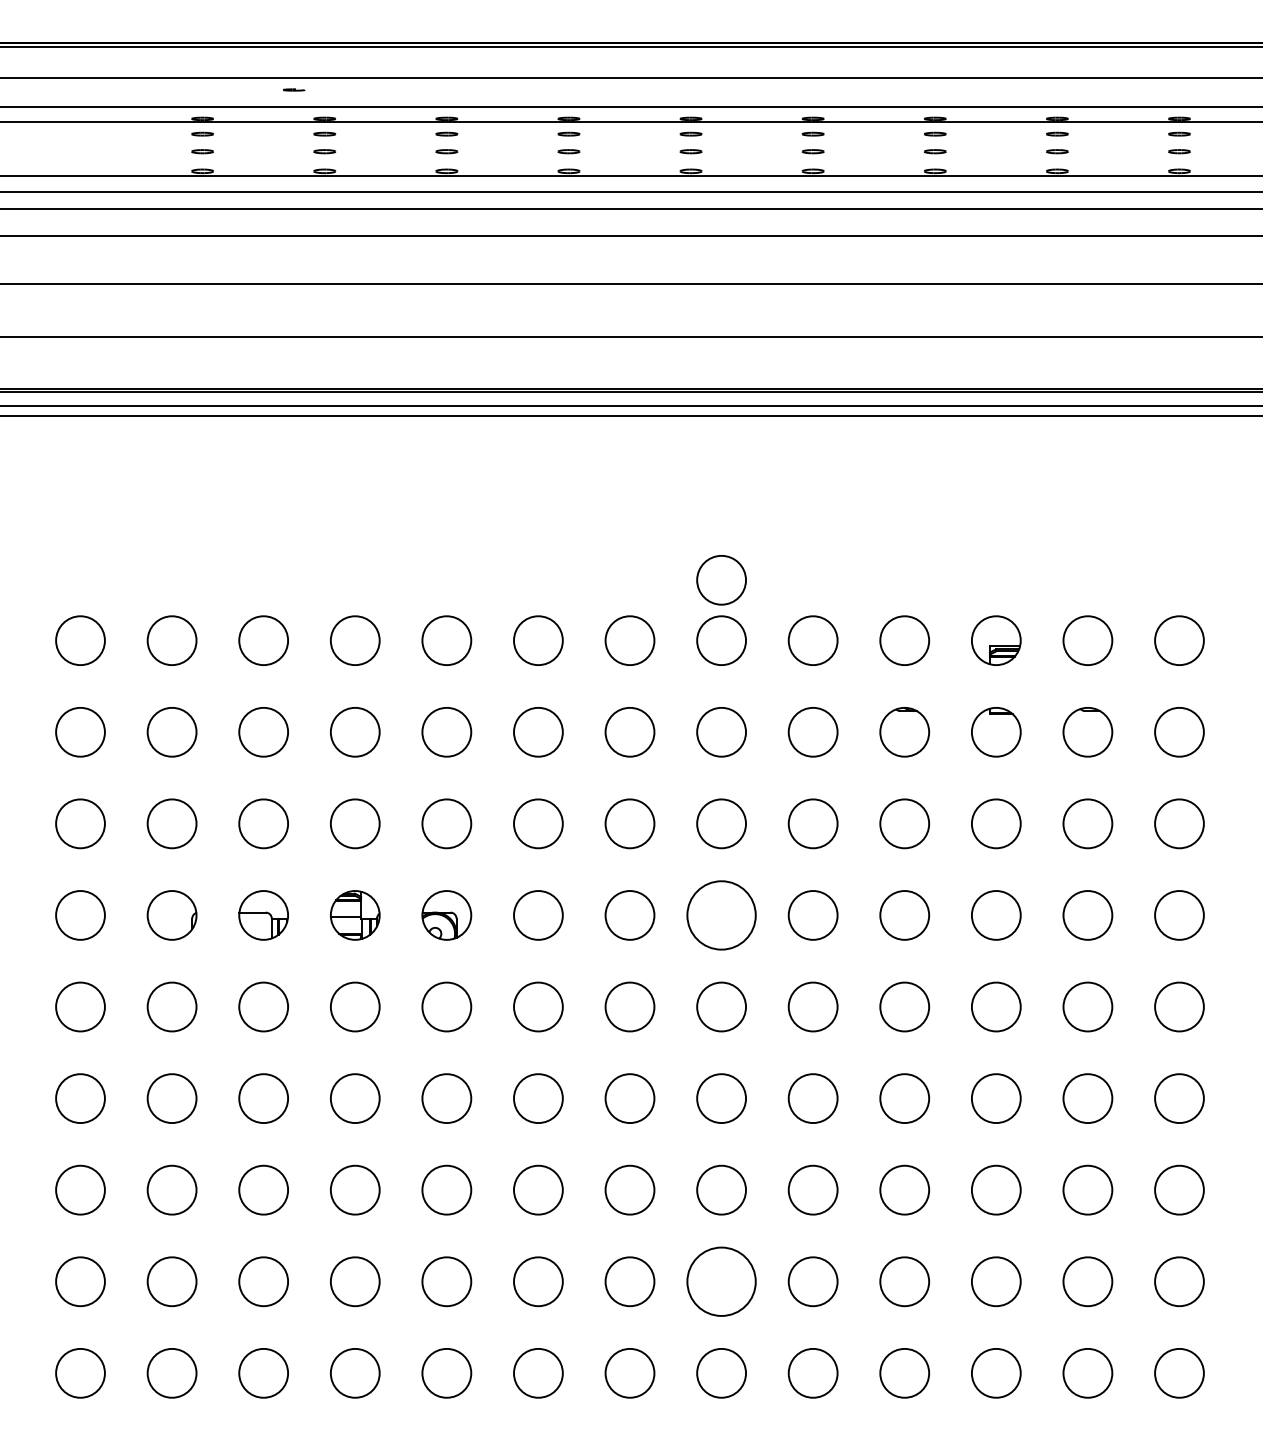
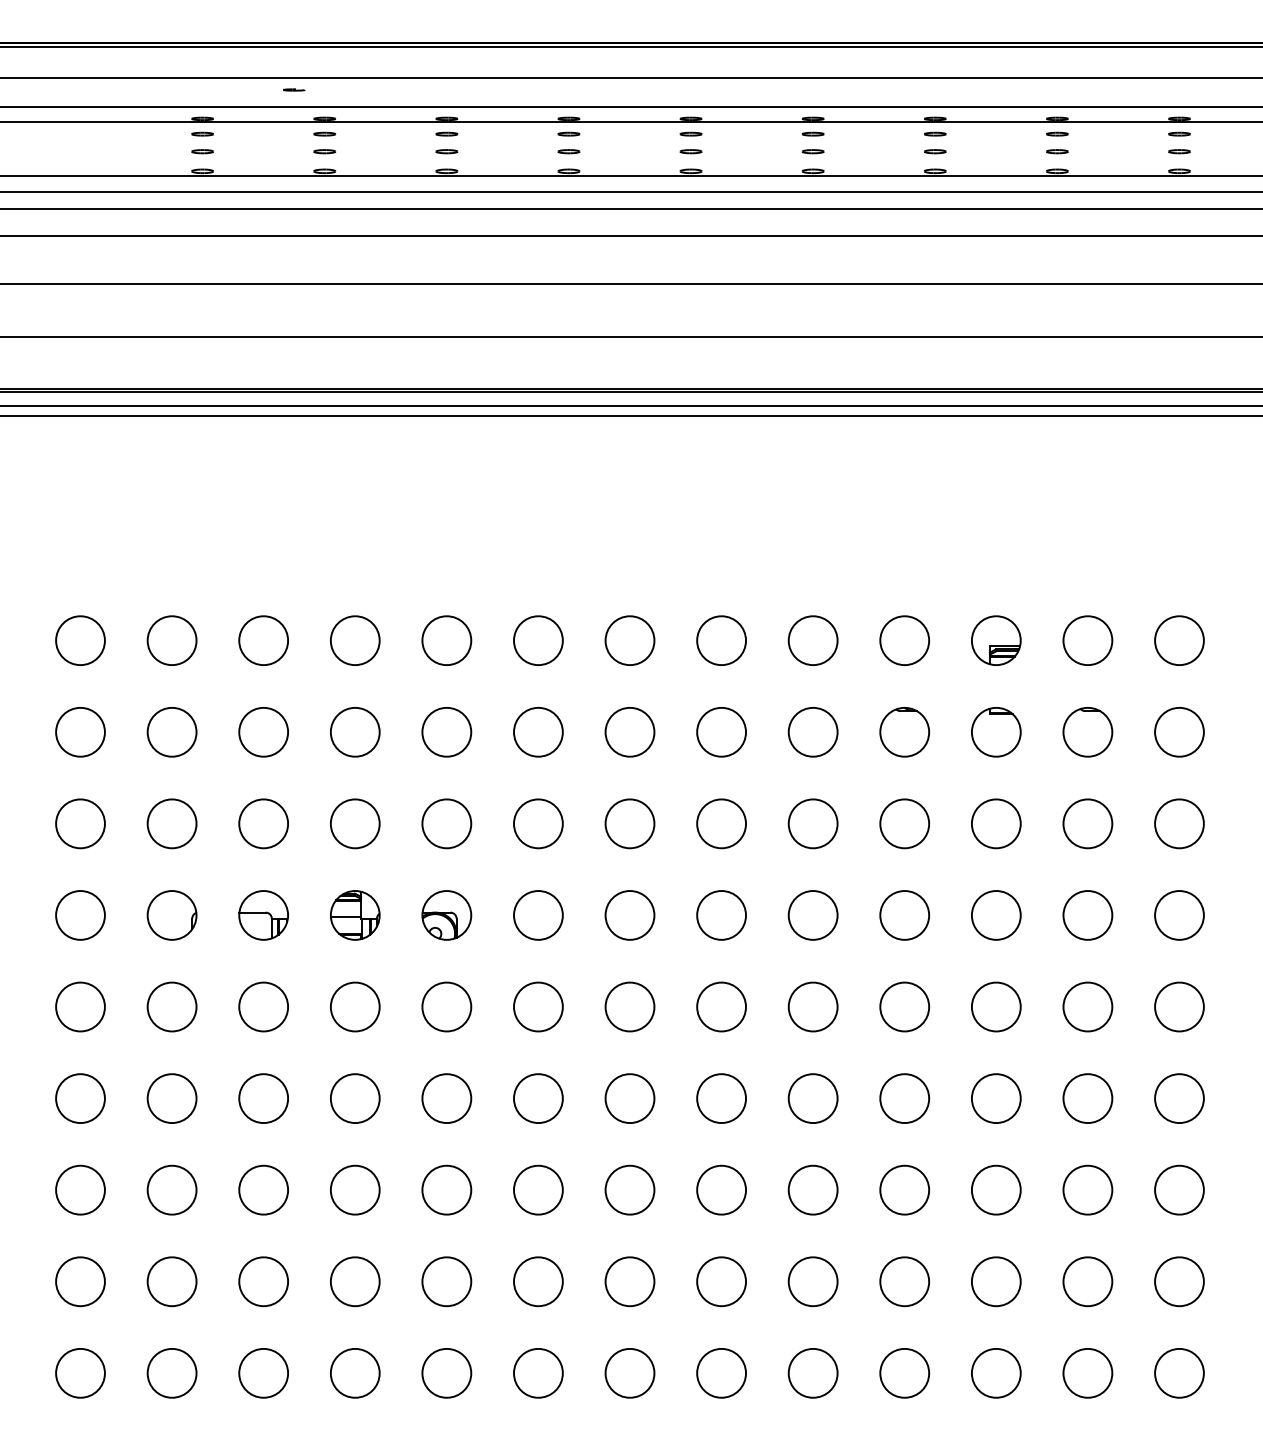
circle: present -> none (721, 580)
circle diameter: 68 px -> 49 px (721, 915)
circle diameter: 68 px -> 49 px (721, 1281)
